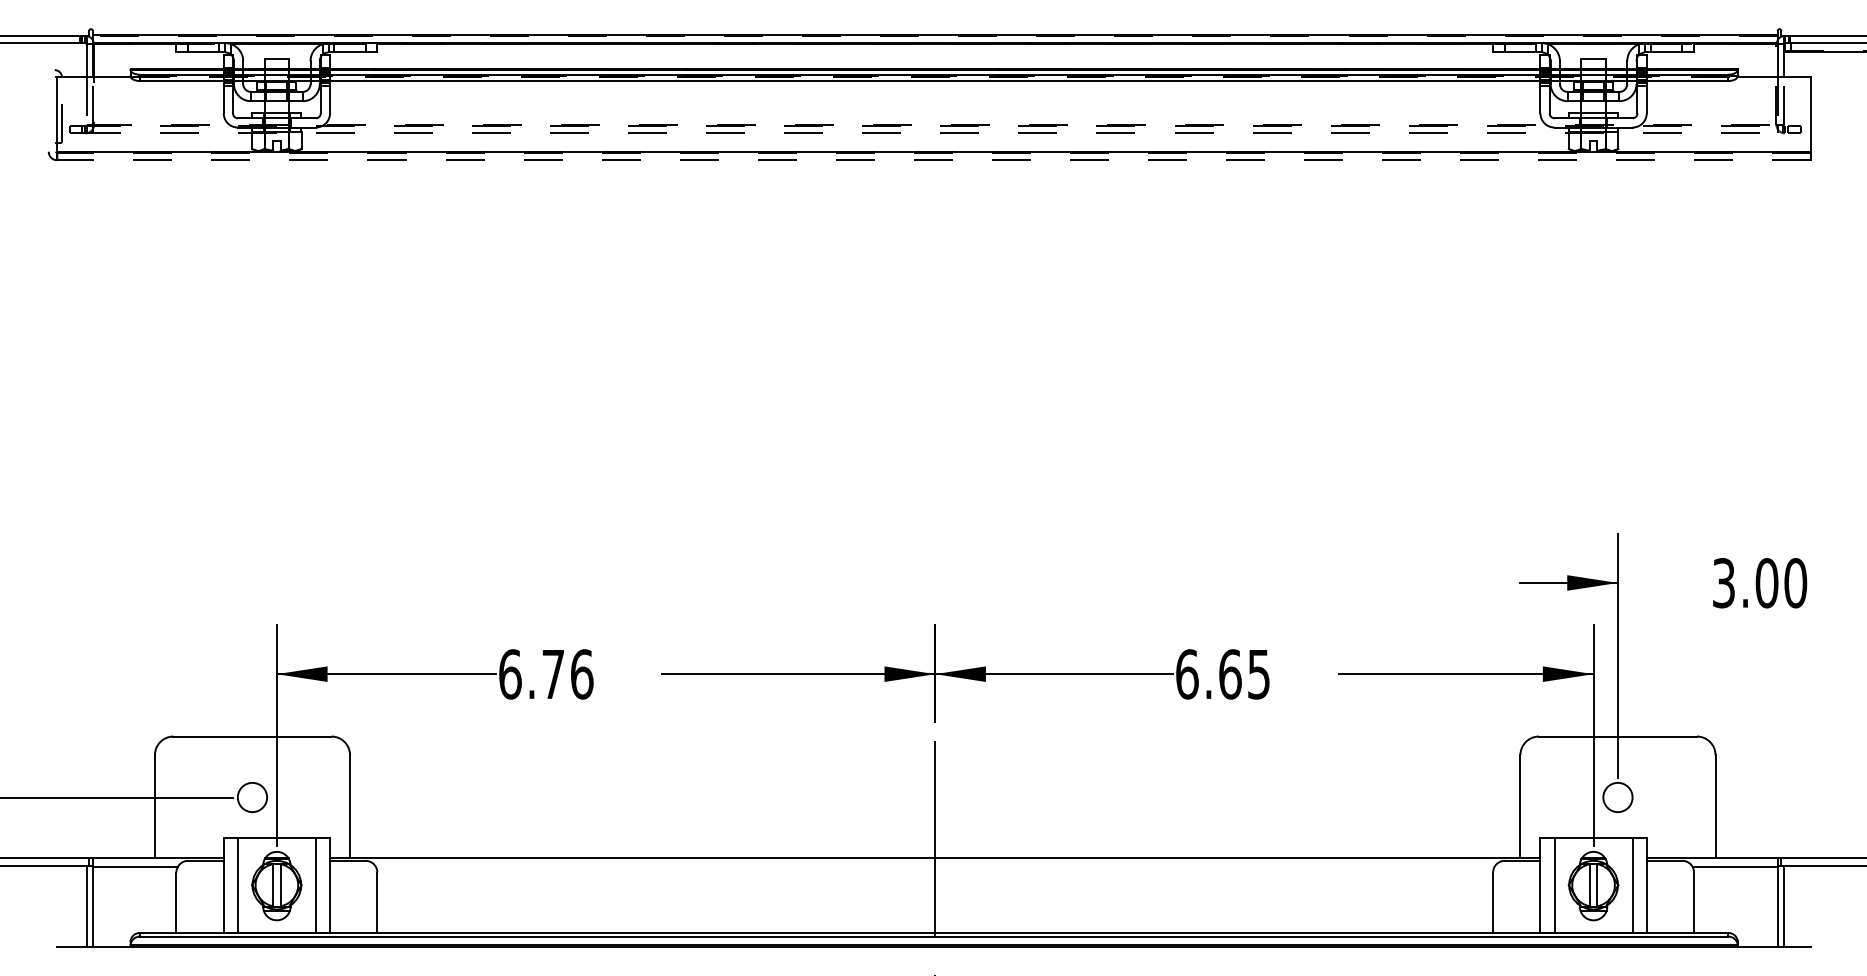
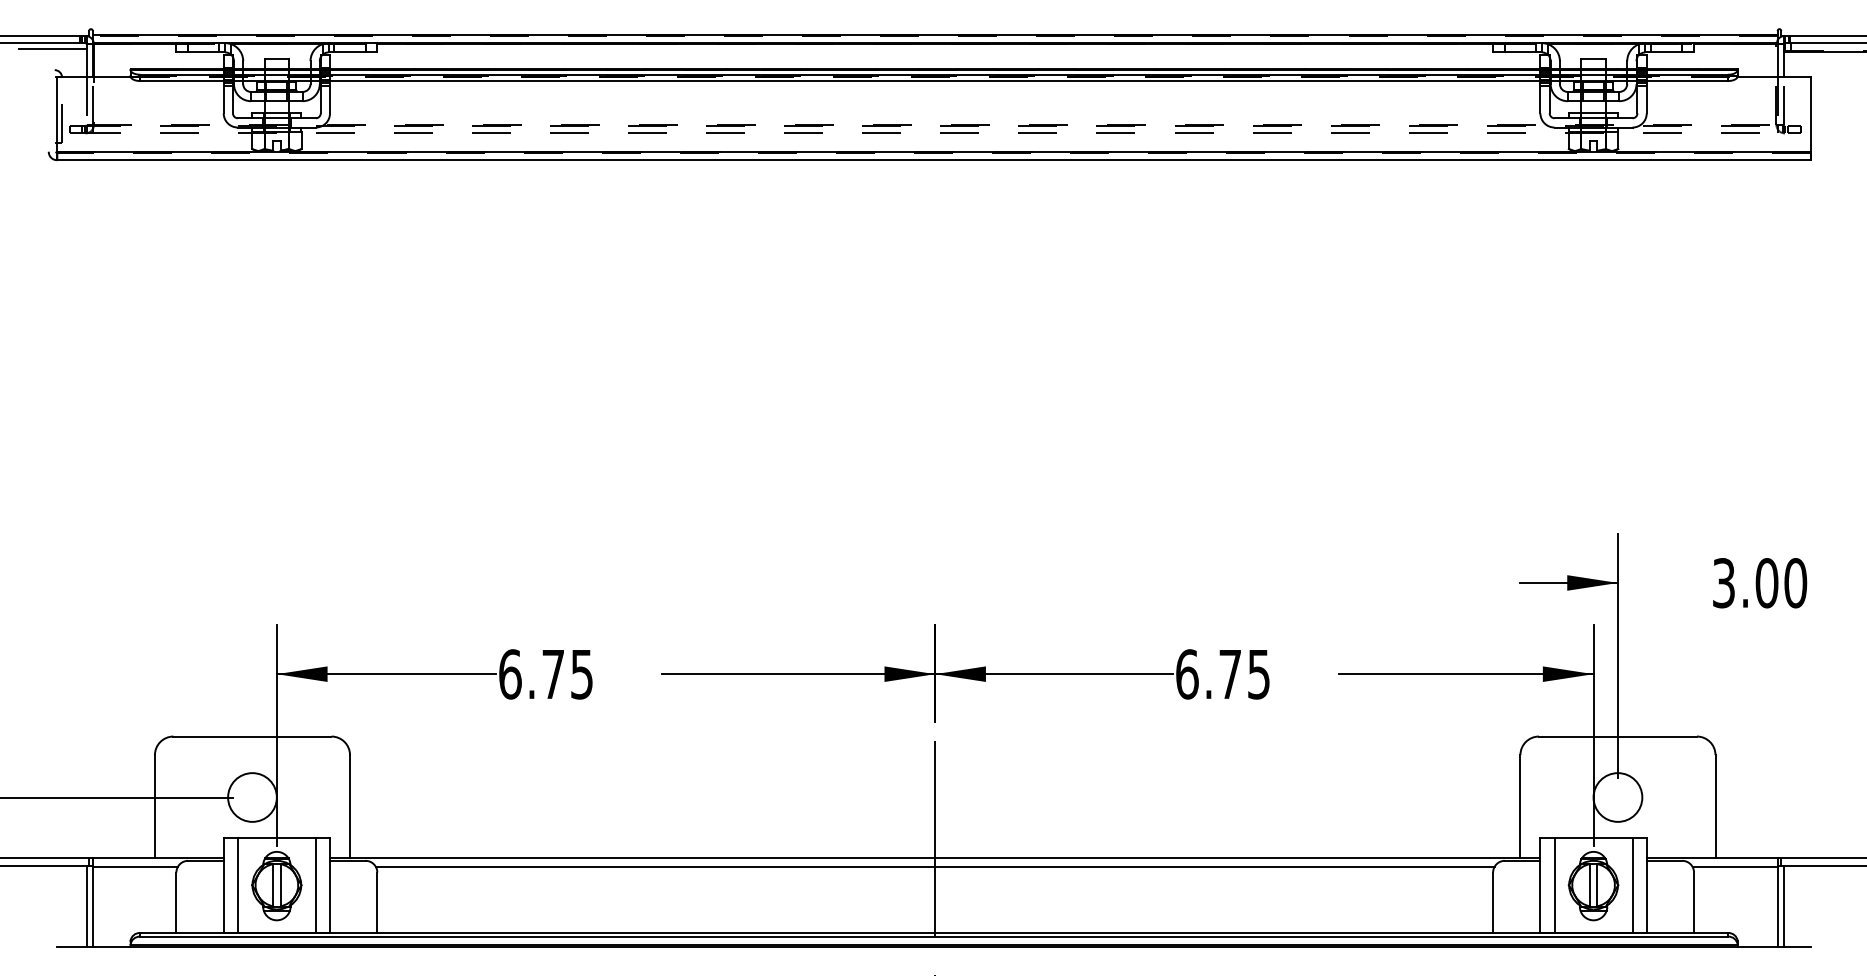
line: none -> present (52, 49)
line: dashed -> solid (934, 160)
text: 6.76 -> 6.75 (582, 674)
text: 6.65 -> 6.75 (1230, 674)
circle diameter: 29 px -> 49 px (252, 797)
circle diameter: 29 px -> 49 px (1617, 797)
line: none -> present (934, 867)
